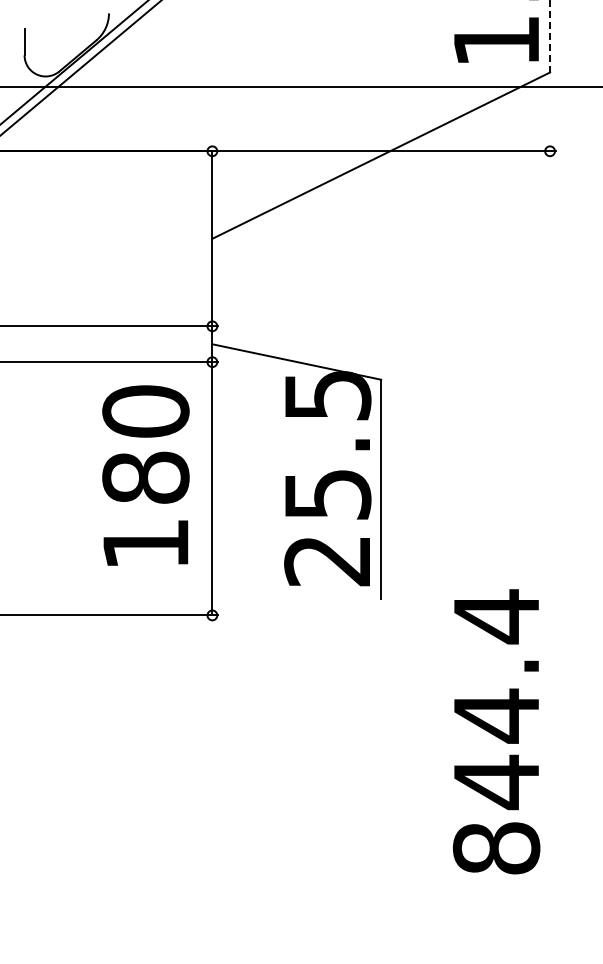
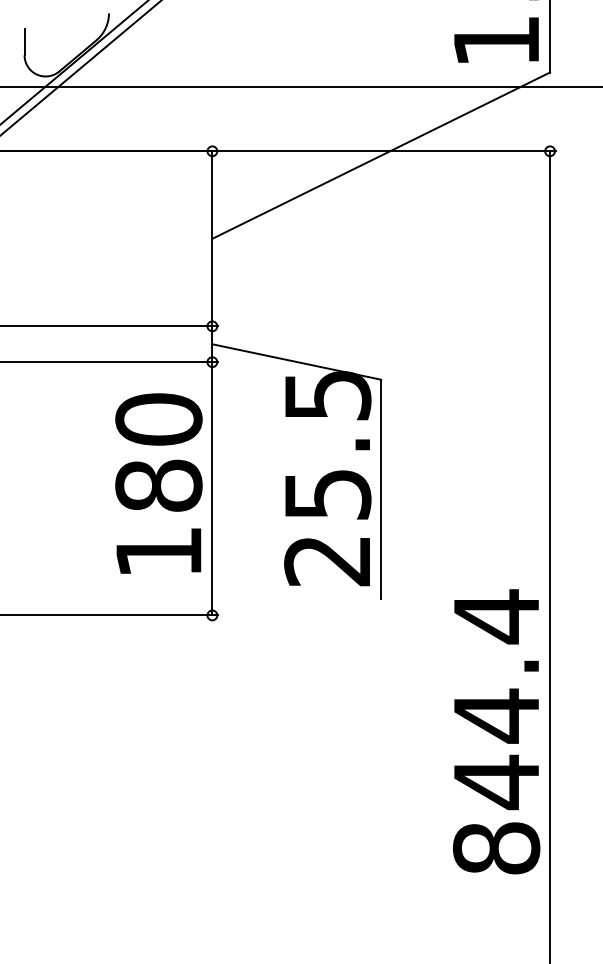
line: dashed -> solid (550, 36)
text position: (145, 475) -> (158, 483) (158, 483)
line: none -> present (550, 555)
